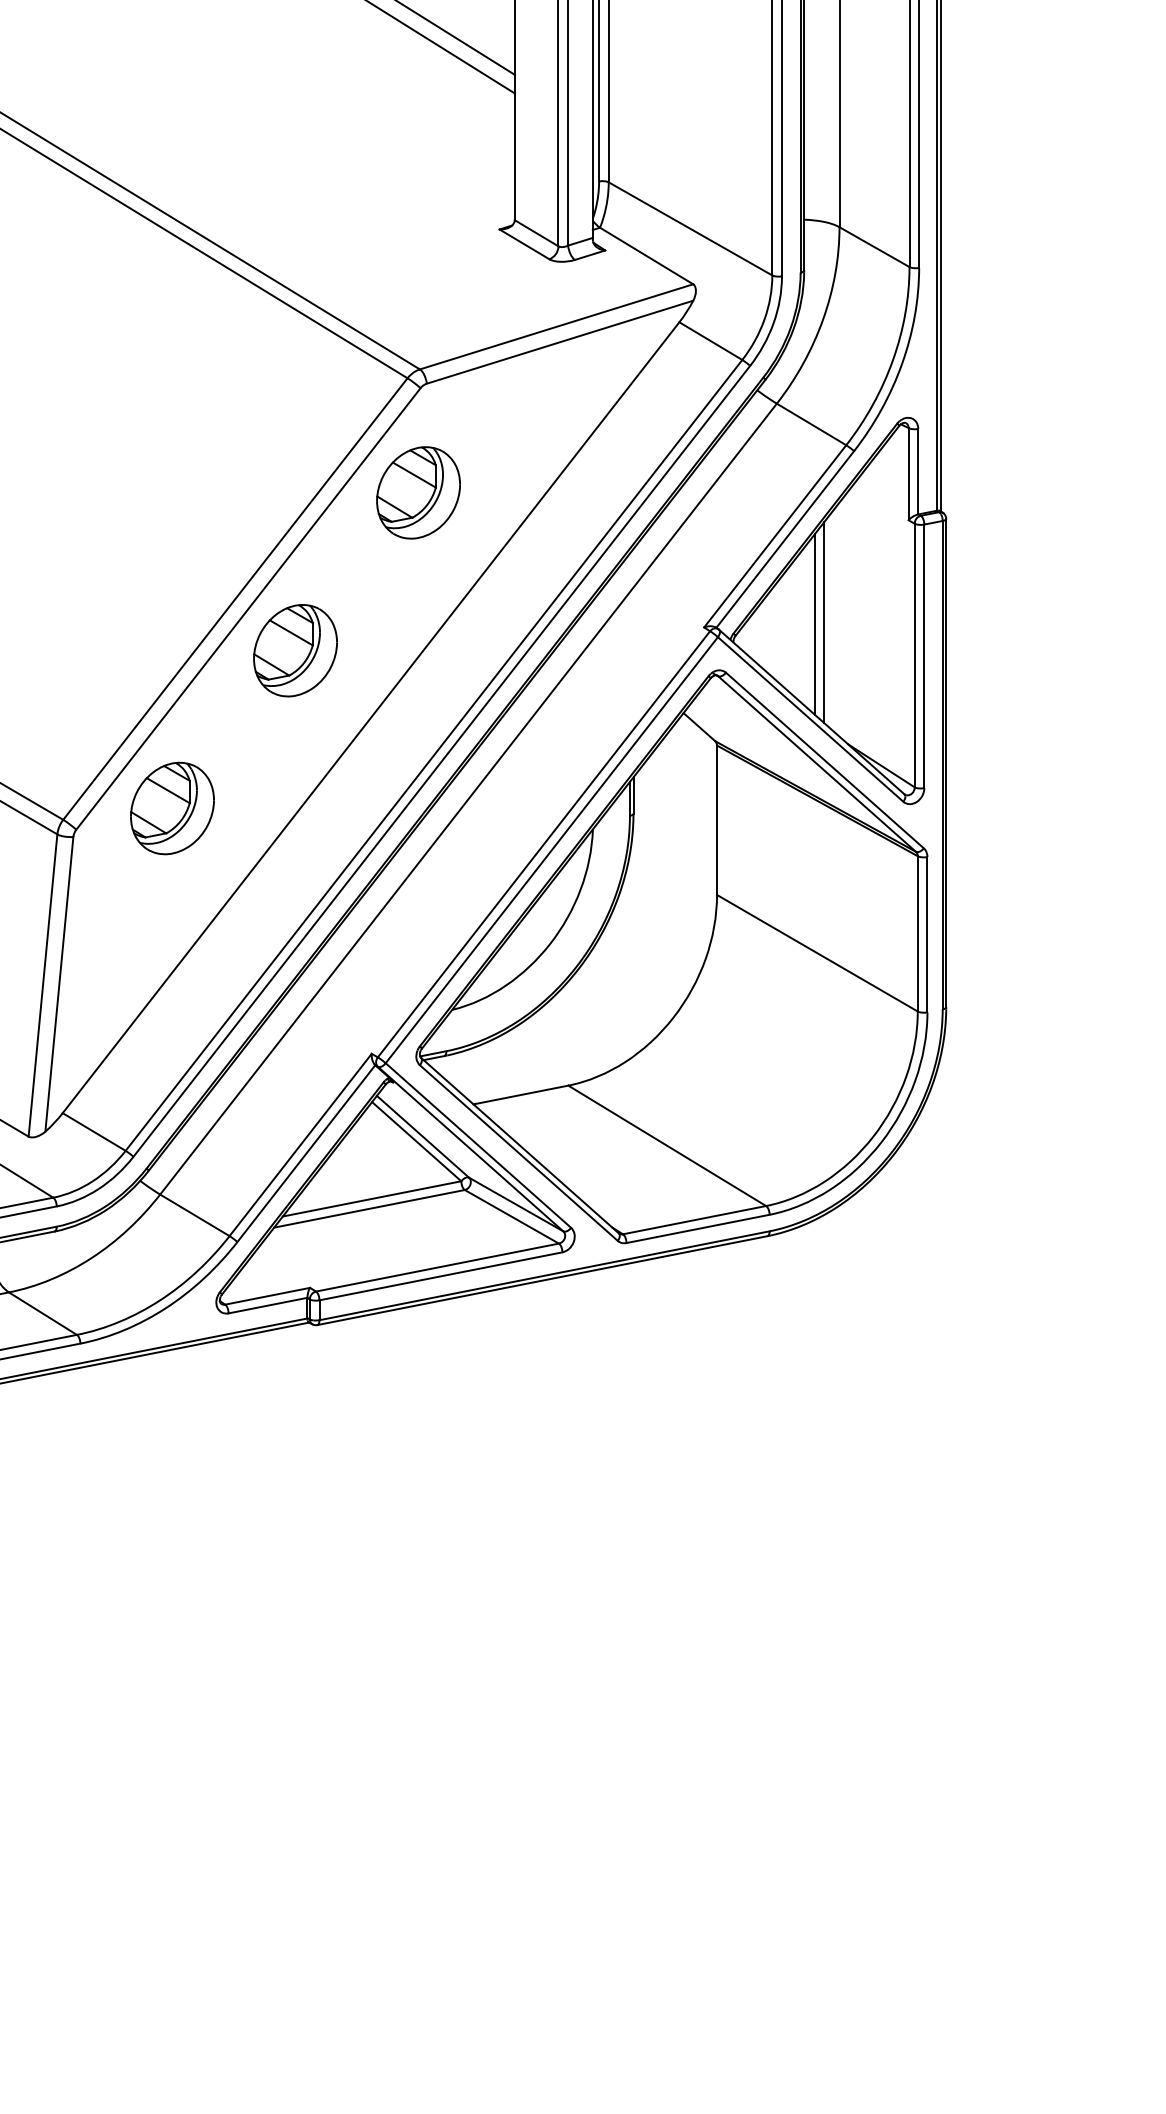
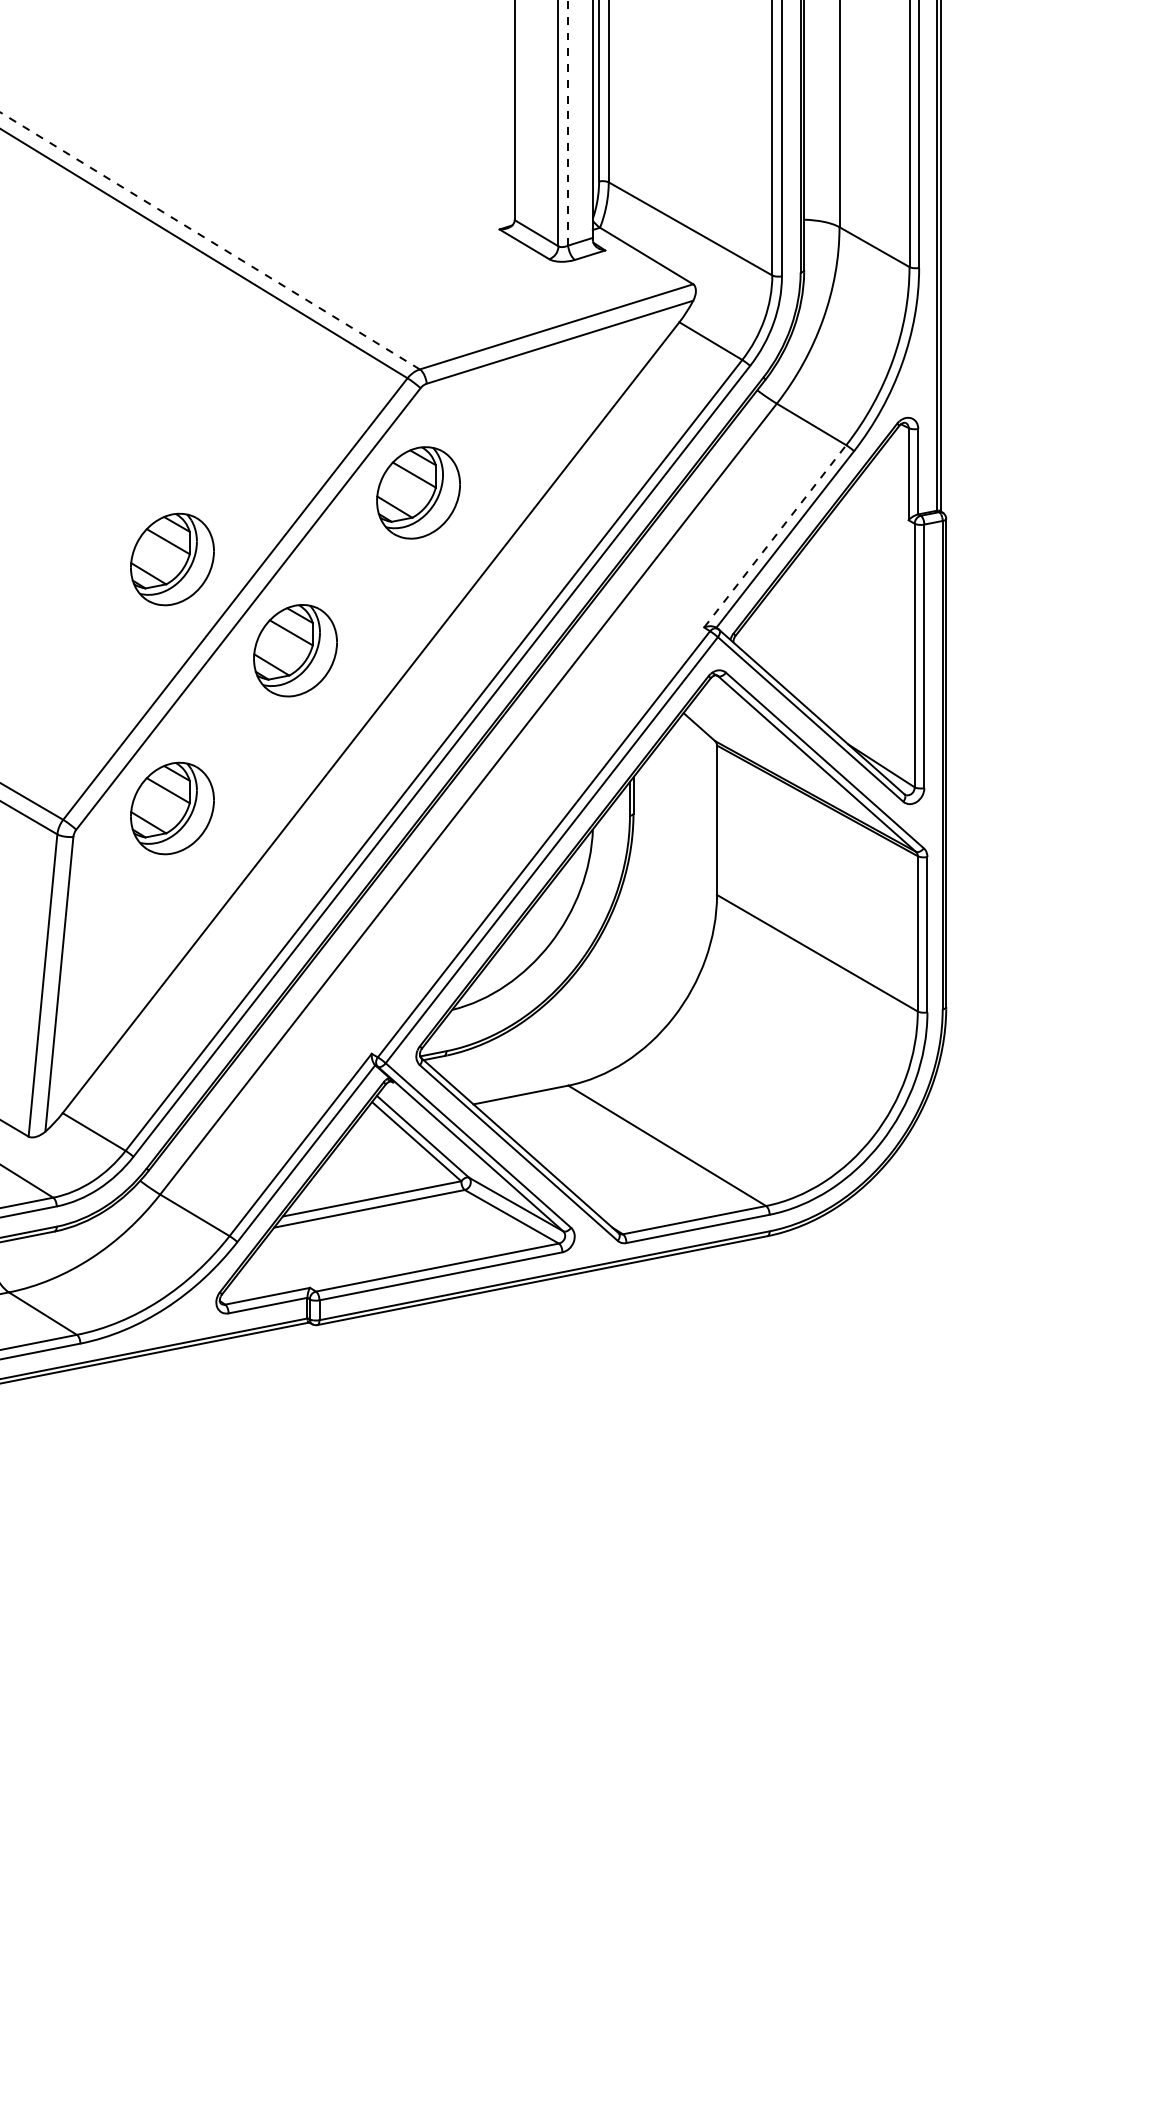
line: present -> none (456, 38)
line: present -> none (441, 47)
line: solid -> dashed (568, 122)
line: solid -> dashed (210, 240)
line: solid -> dashed (775, 536)
part: none -> present (172, 559)
line: present -> none (824, 622)
line: present -> none (814, 624)
